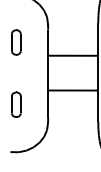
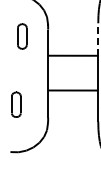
line: solid -> dashed (98, 39)
part position: (16, 42) -> (22, 36) (22, 36)
